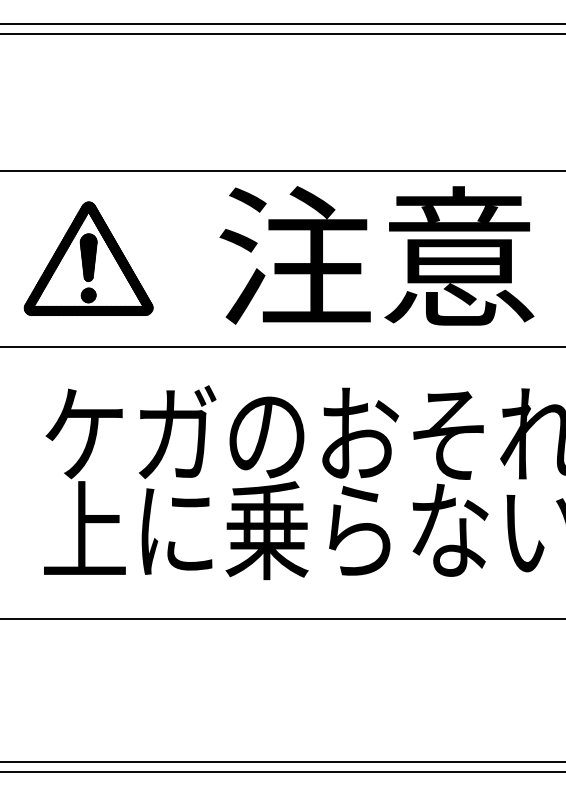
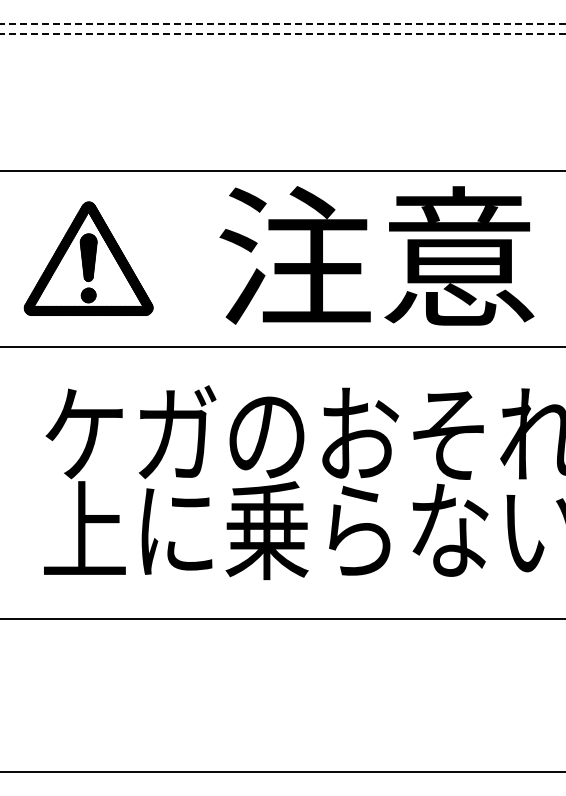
line: solid -> dashed (283, 23)
line: solid -> dashed (283, 33)
line: present -> none (282, 762)
